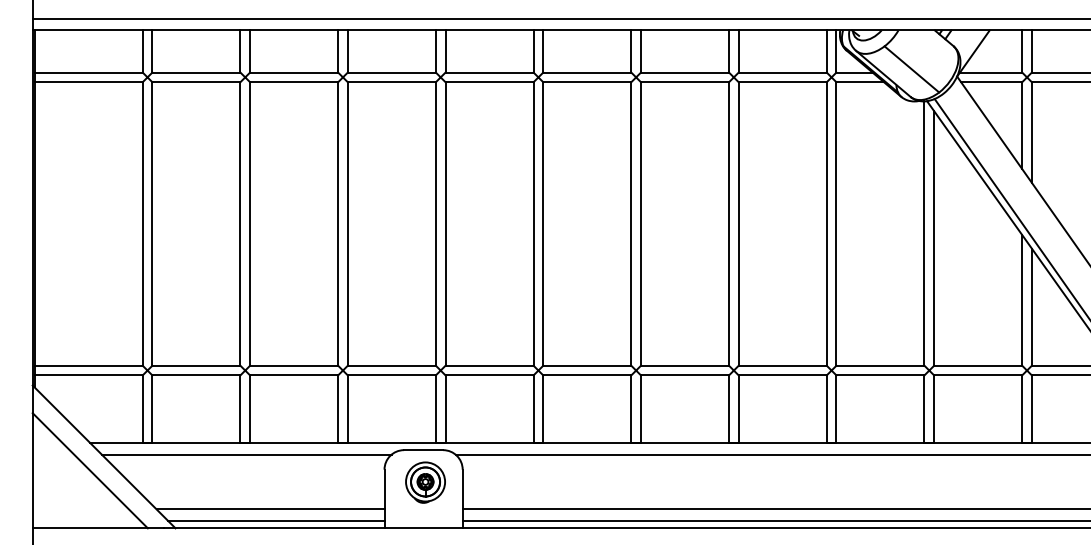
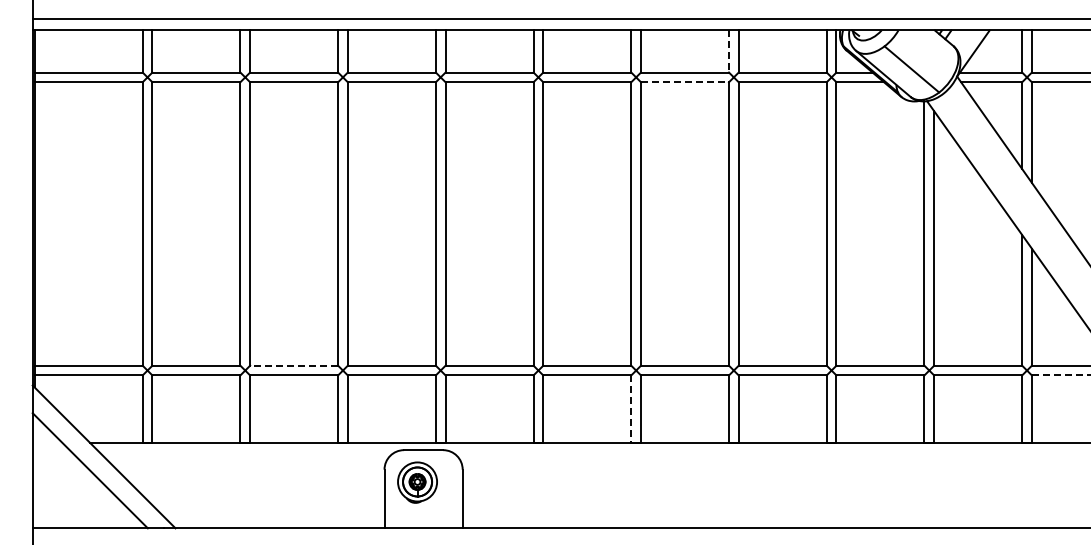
line: solid -> dashed (728, 51)
line: solid -> dashed (685, 82)
line: present -> none (1010, 207)
line: solid -> dashed (294, 365)
line: solid -> dashed (1061, 375)
line: solid -> dashed (631, 409)
line: present -> none (246, 454)
line: present -> none (771, 454)
part position: (425, 482) -> (417, 482) (417, 482)
line: present -> none (270, 509)
line: present -> none (774, 509)
line: present -> none (276, 521)
line: present -> none (774, 521)
